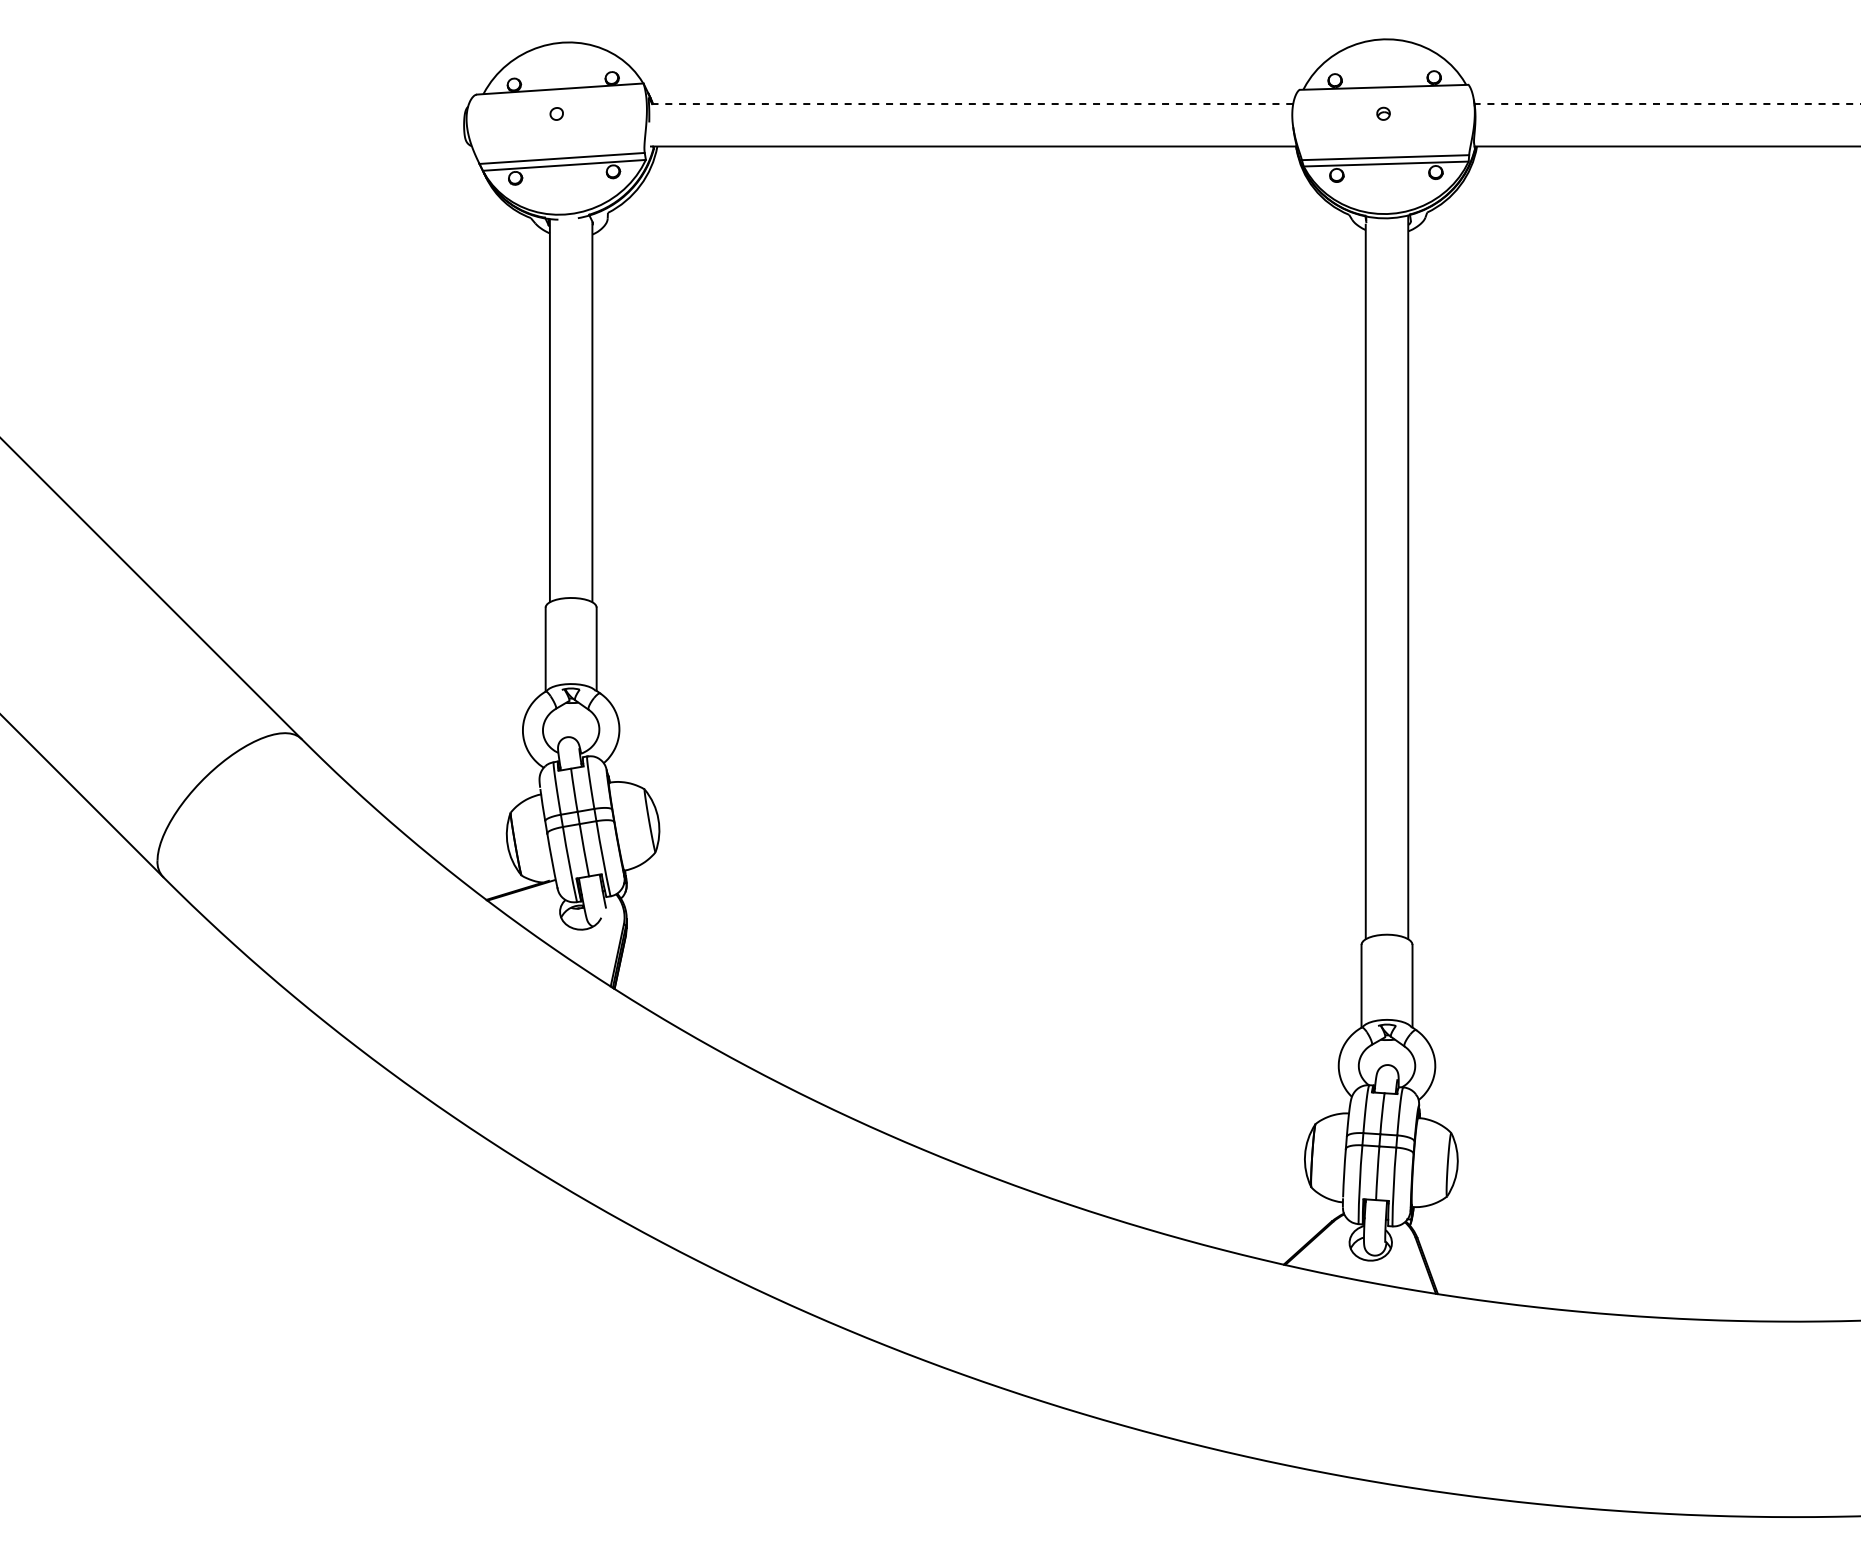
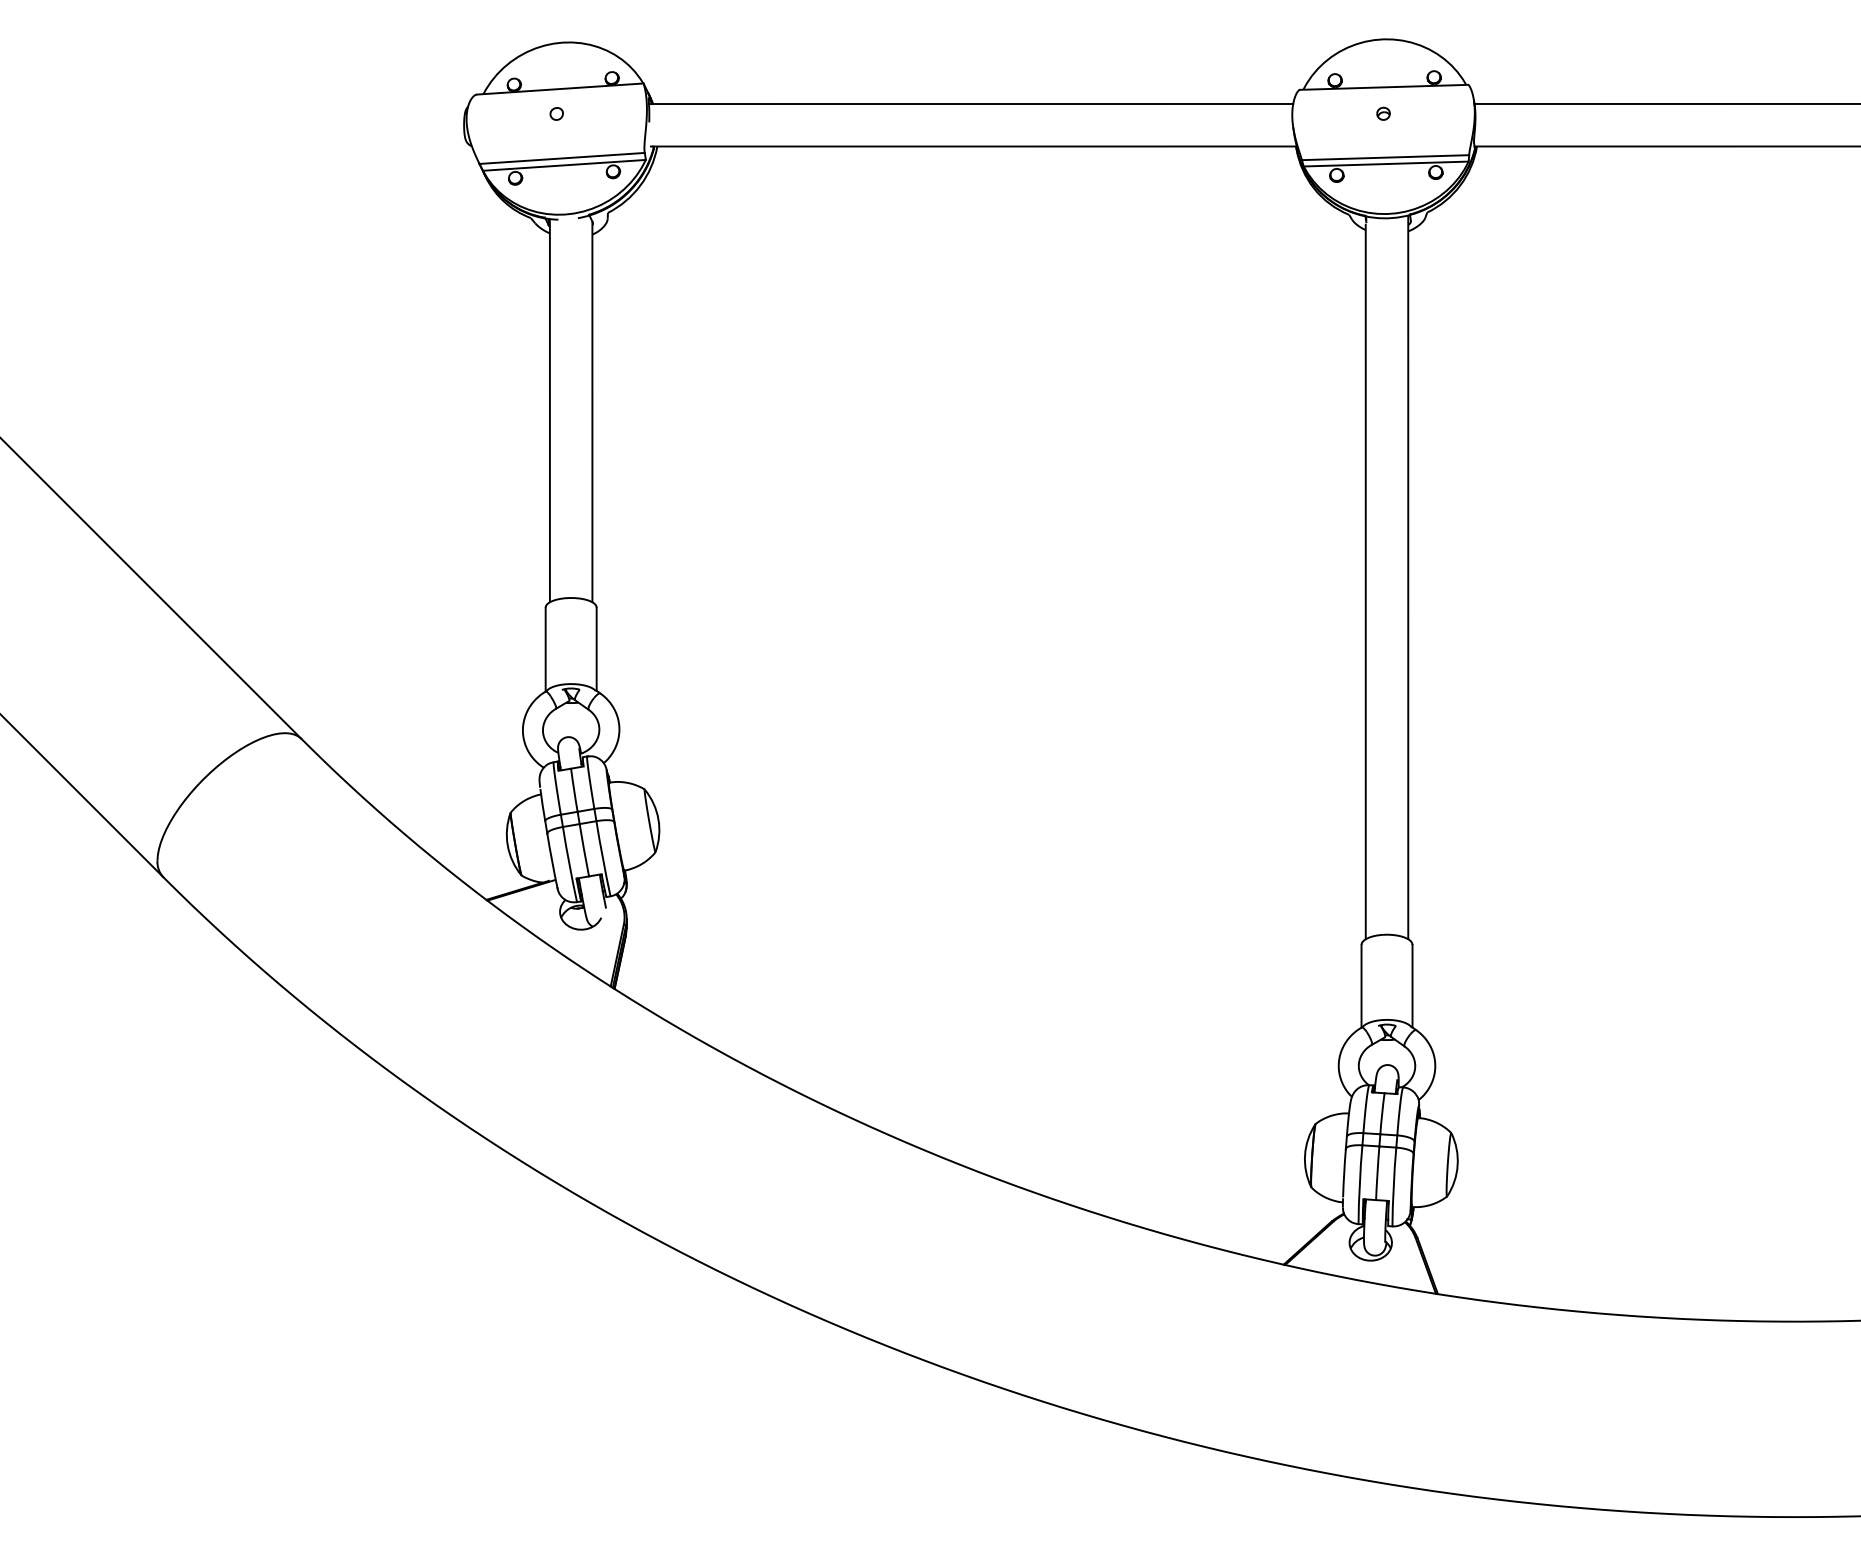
line: dashed -> solid (1667, 103)
line: dashed -> solid (970, 104)
